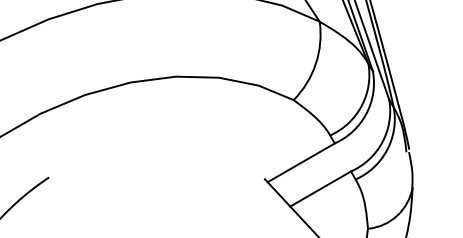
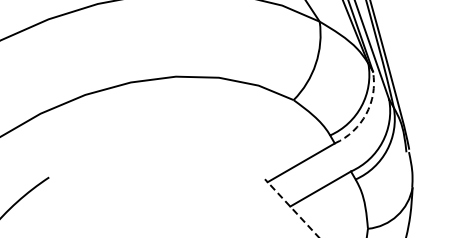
arc: solid -> dashed (366, 114)
line: solid -> dashed (292, 208)
